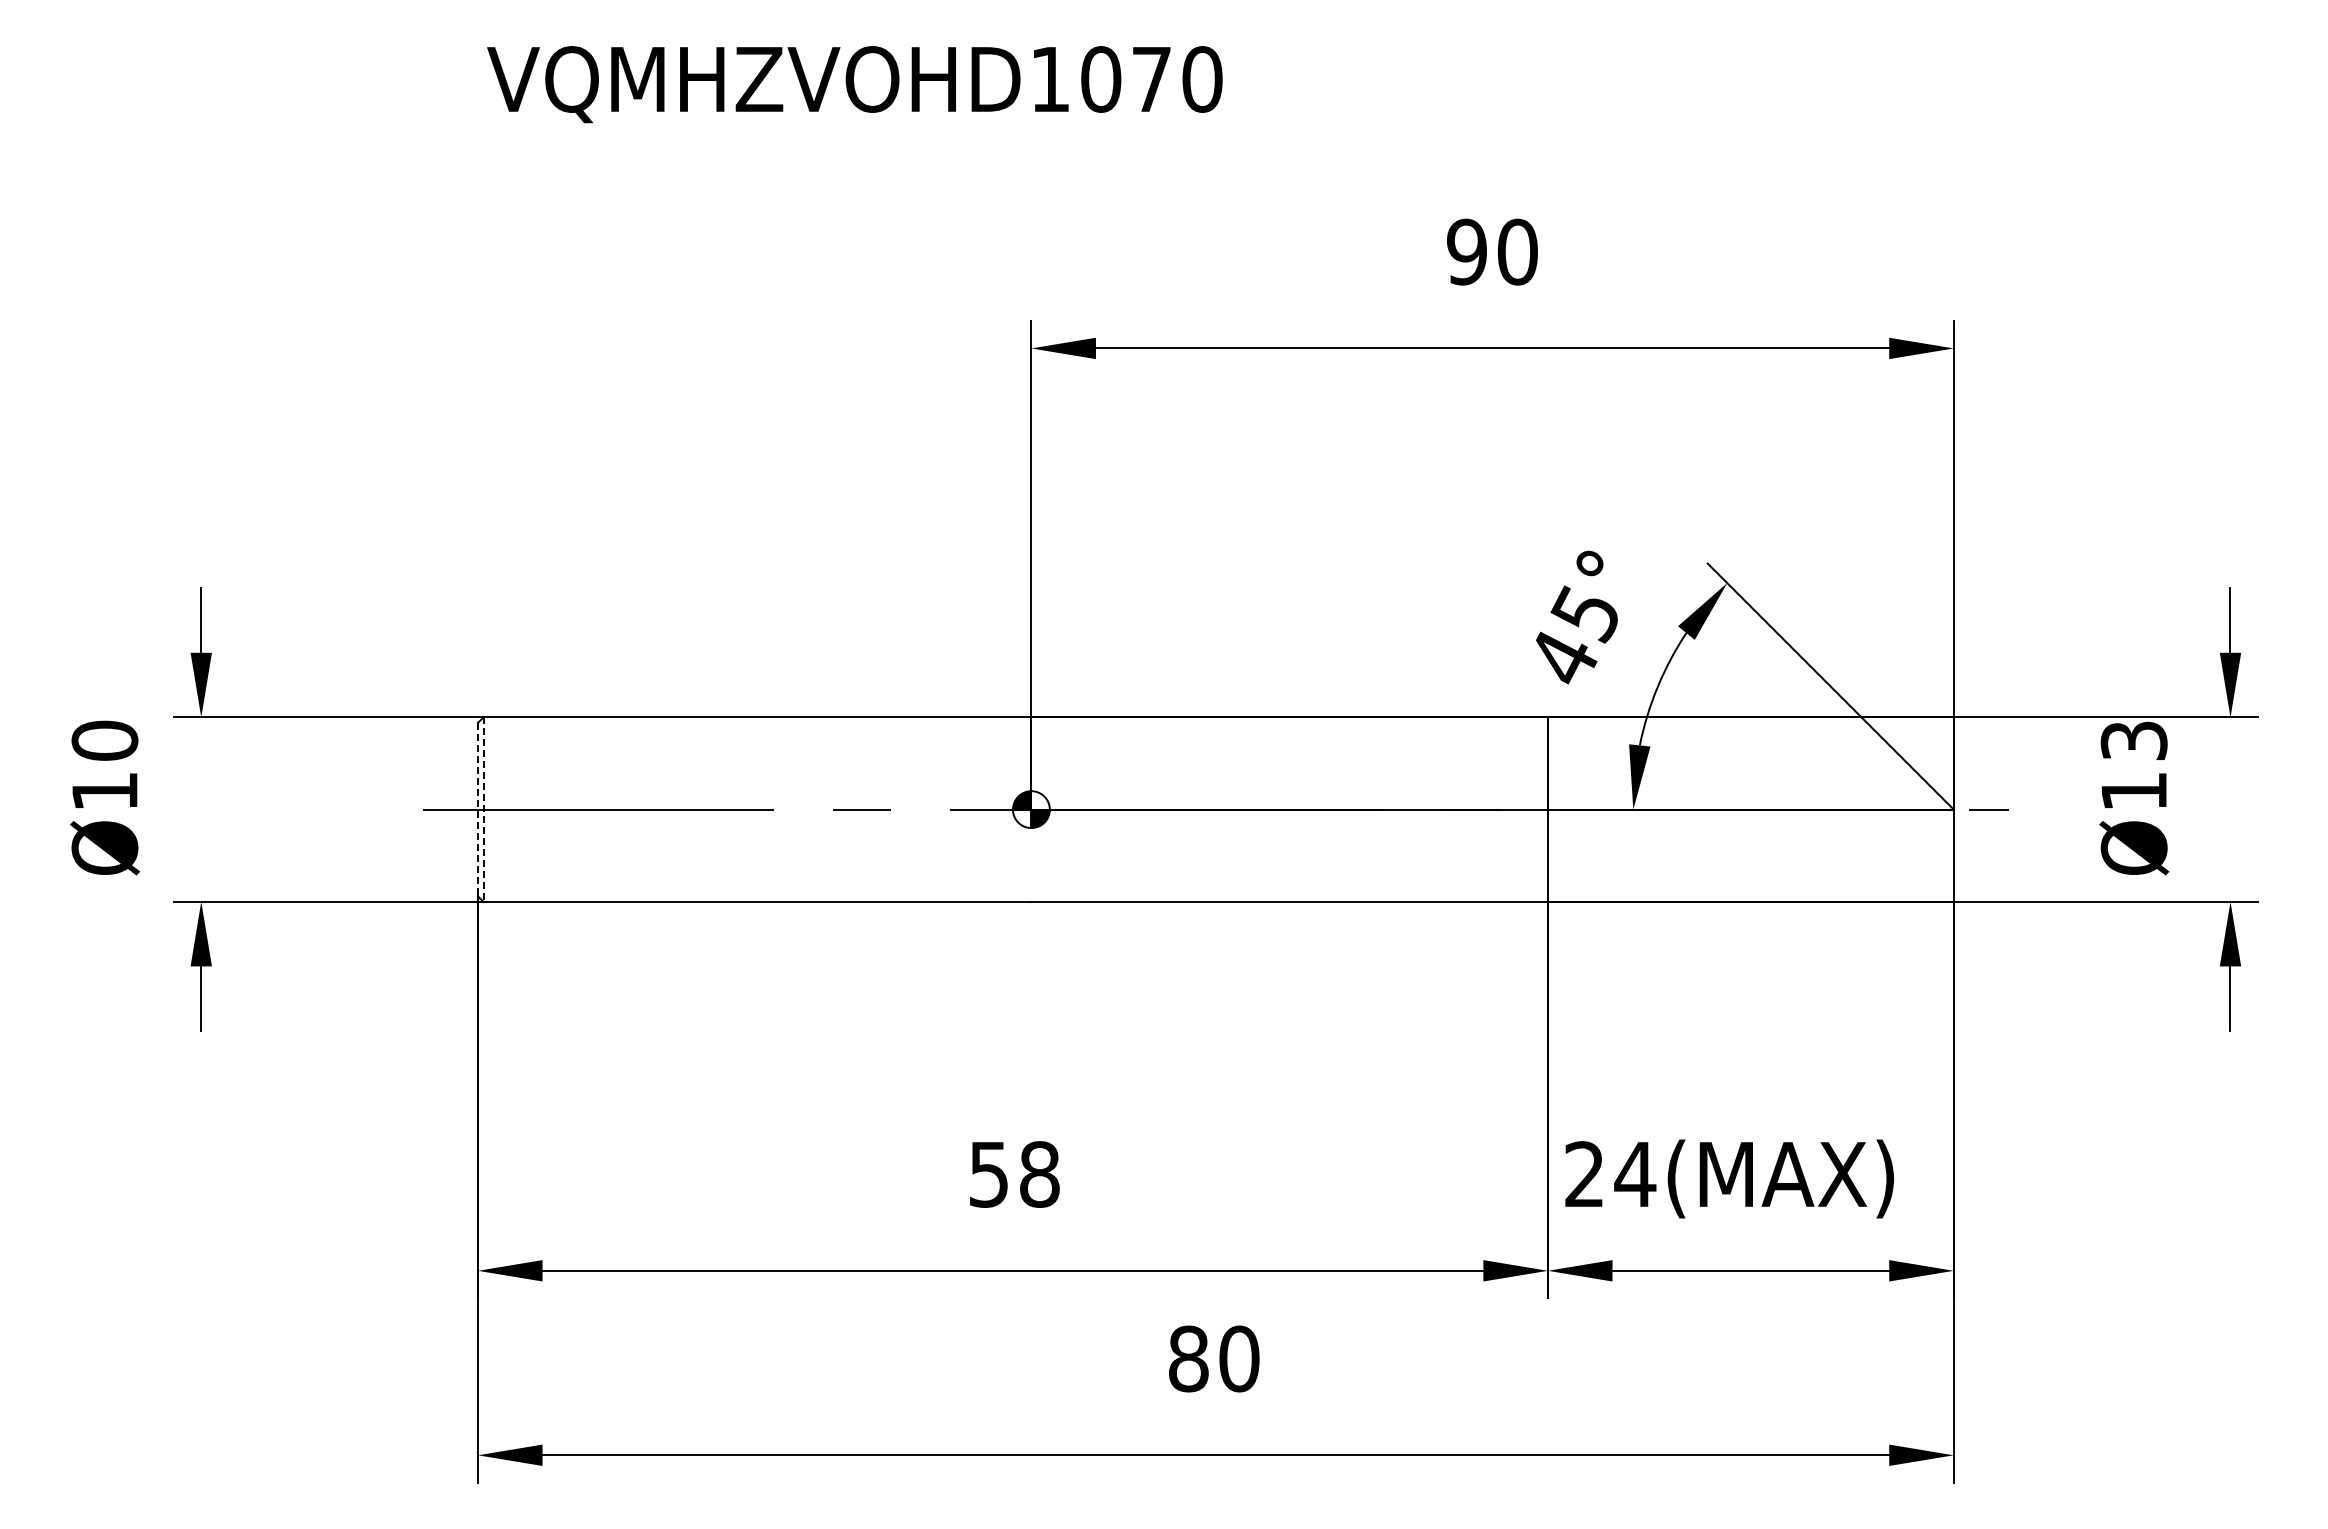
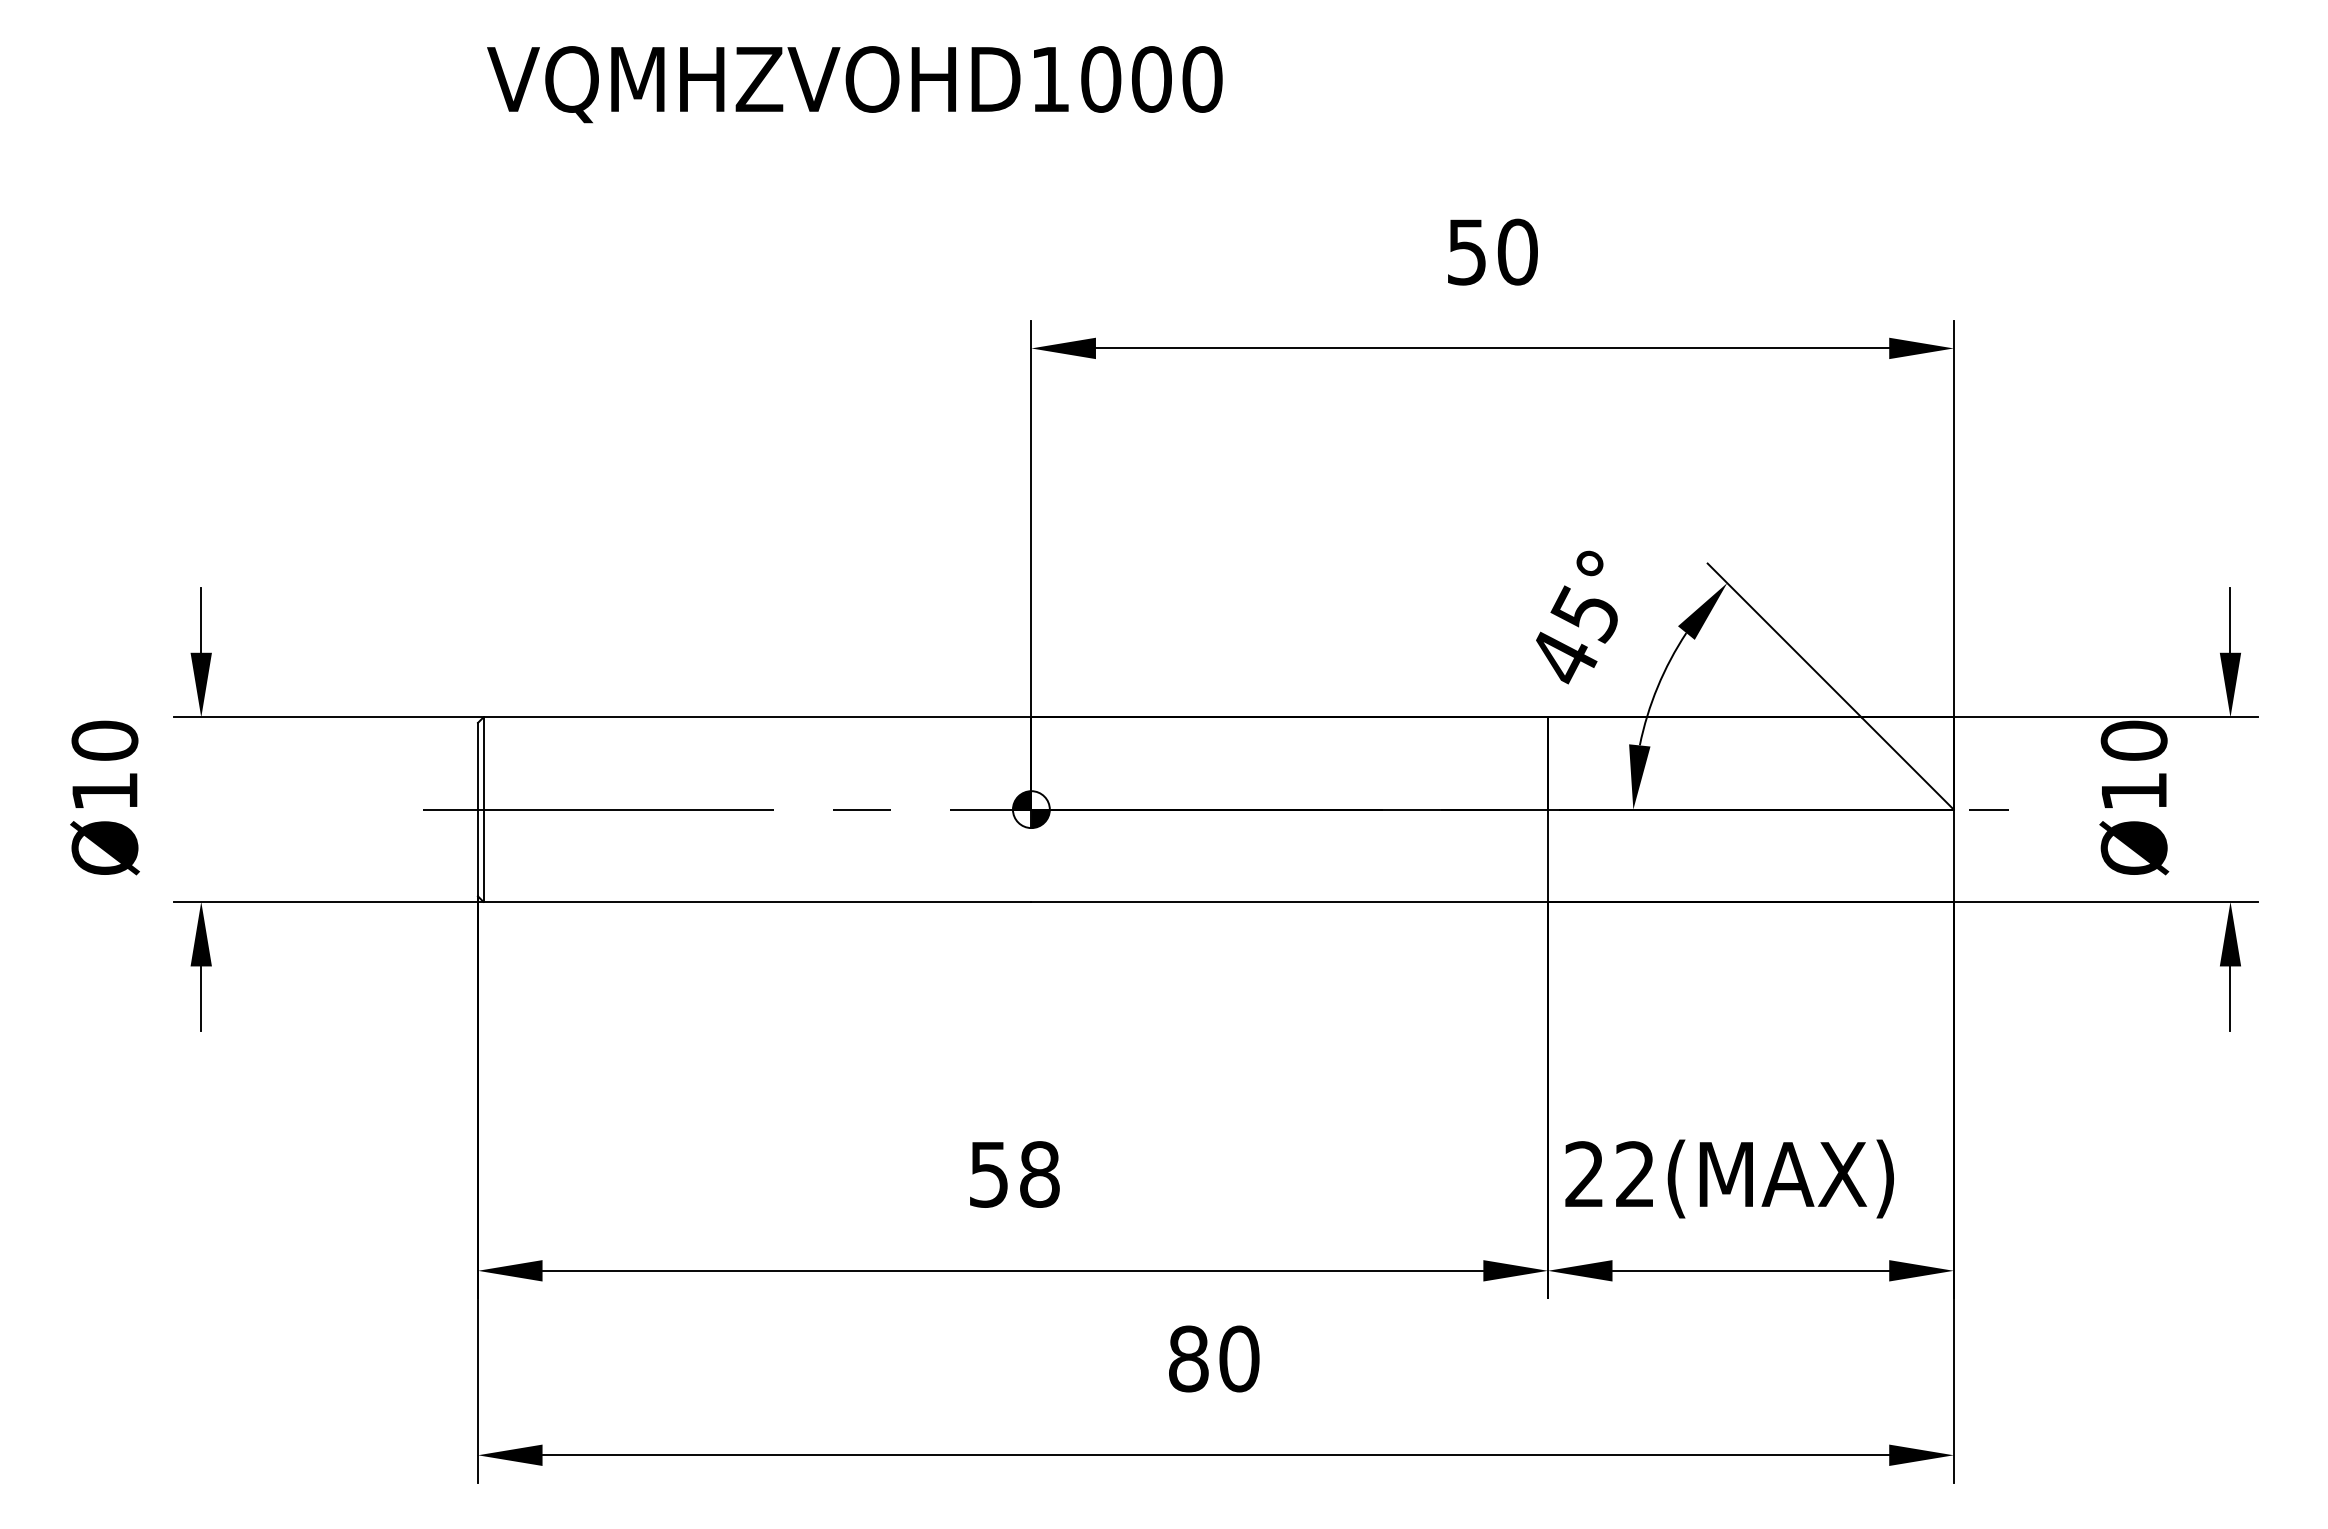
text: VQMHZVOHD1070 -> VQMHZVOHD1000 (1151, 79)
text: 90 -> 50 (1466, 251)
text: Ø13 -> Ø10 (2133, 740)
line: dashed -> solid (477, 809)
line: dashed -> solid (483, 810)
text: 24(MAX) -> 22(MAX) (1635, 1173)
